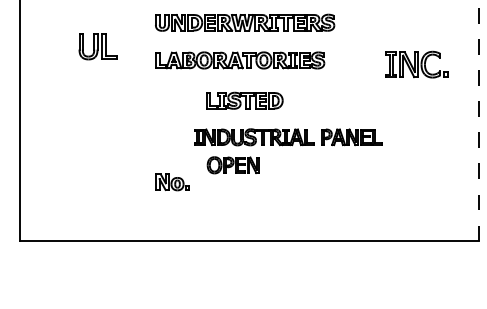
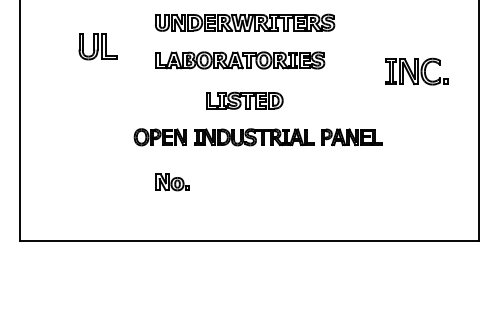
part position: (416, 64) -> (416, 71) (416, 71)
line: dashed -> solid (478, 120)
part position: (232, 165) -> (159, 137) (159, 137)
